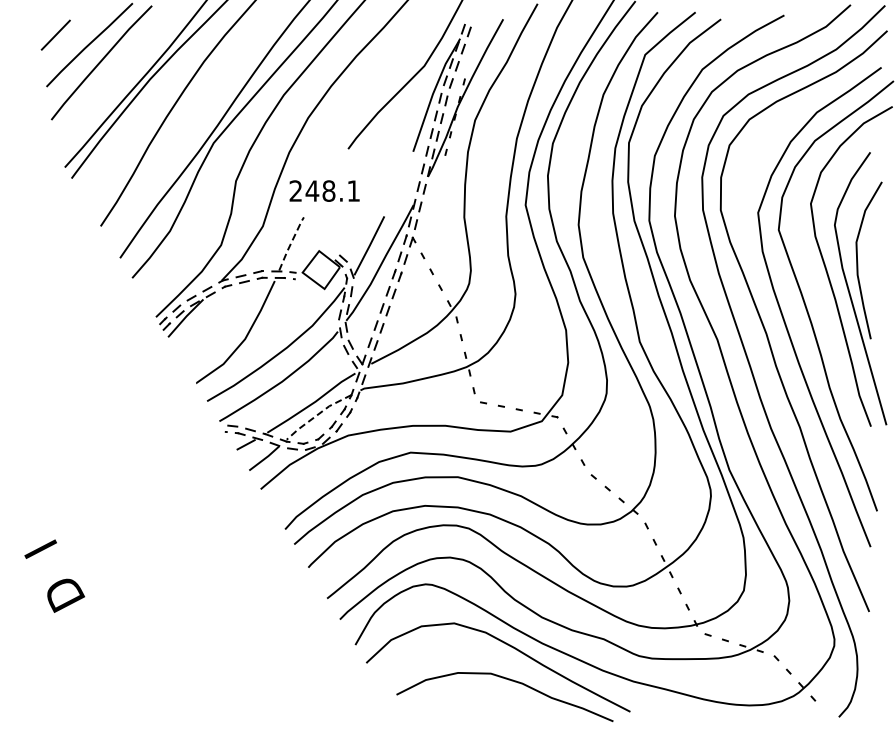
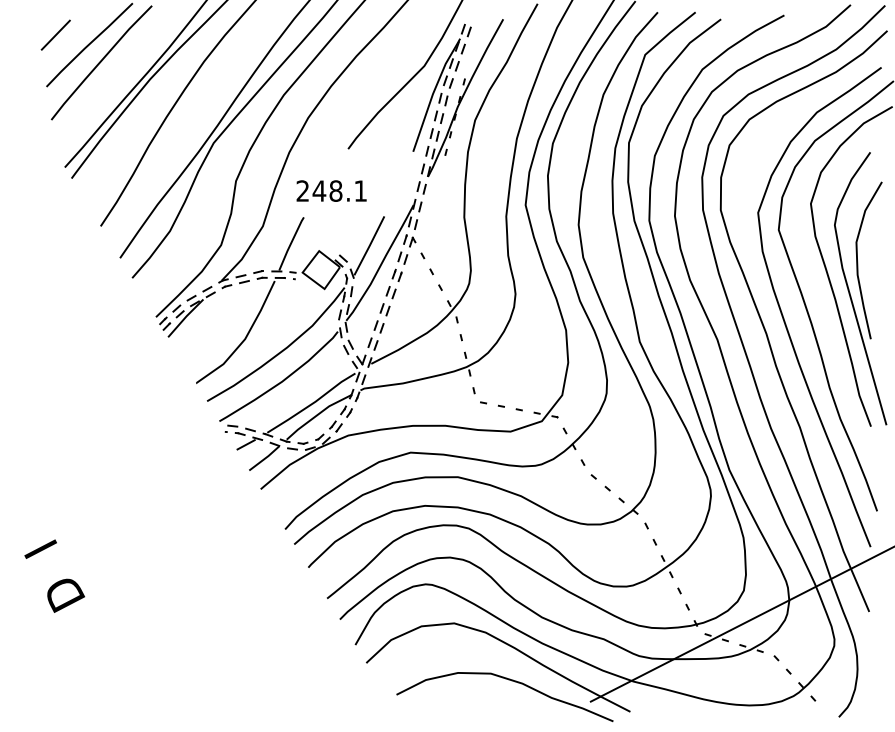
text position: (324, 190) -> (331, 190) (331, 190)
line: dashed -> solid (291, 243)
line: dashed -> solid (317, 415)
line: none -> present (740, 624)
